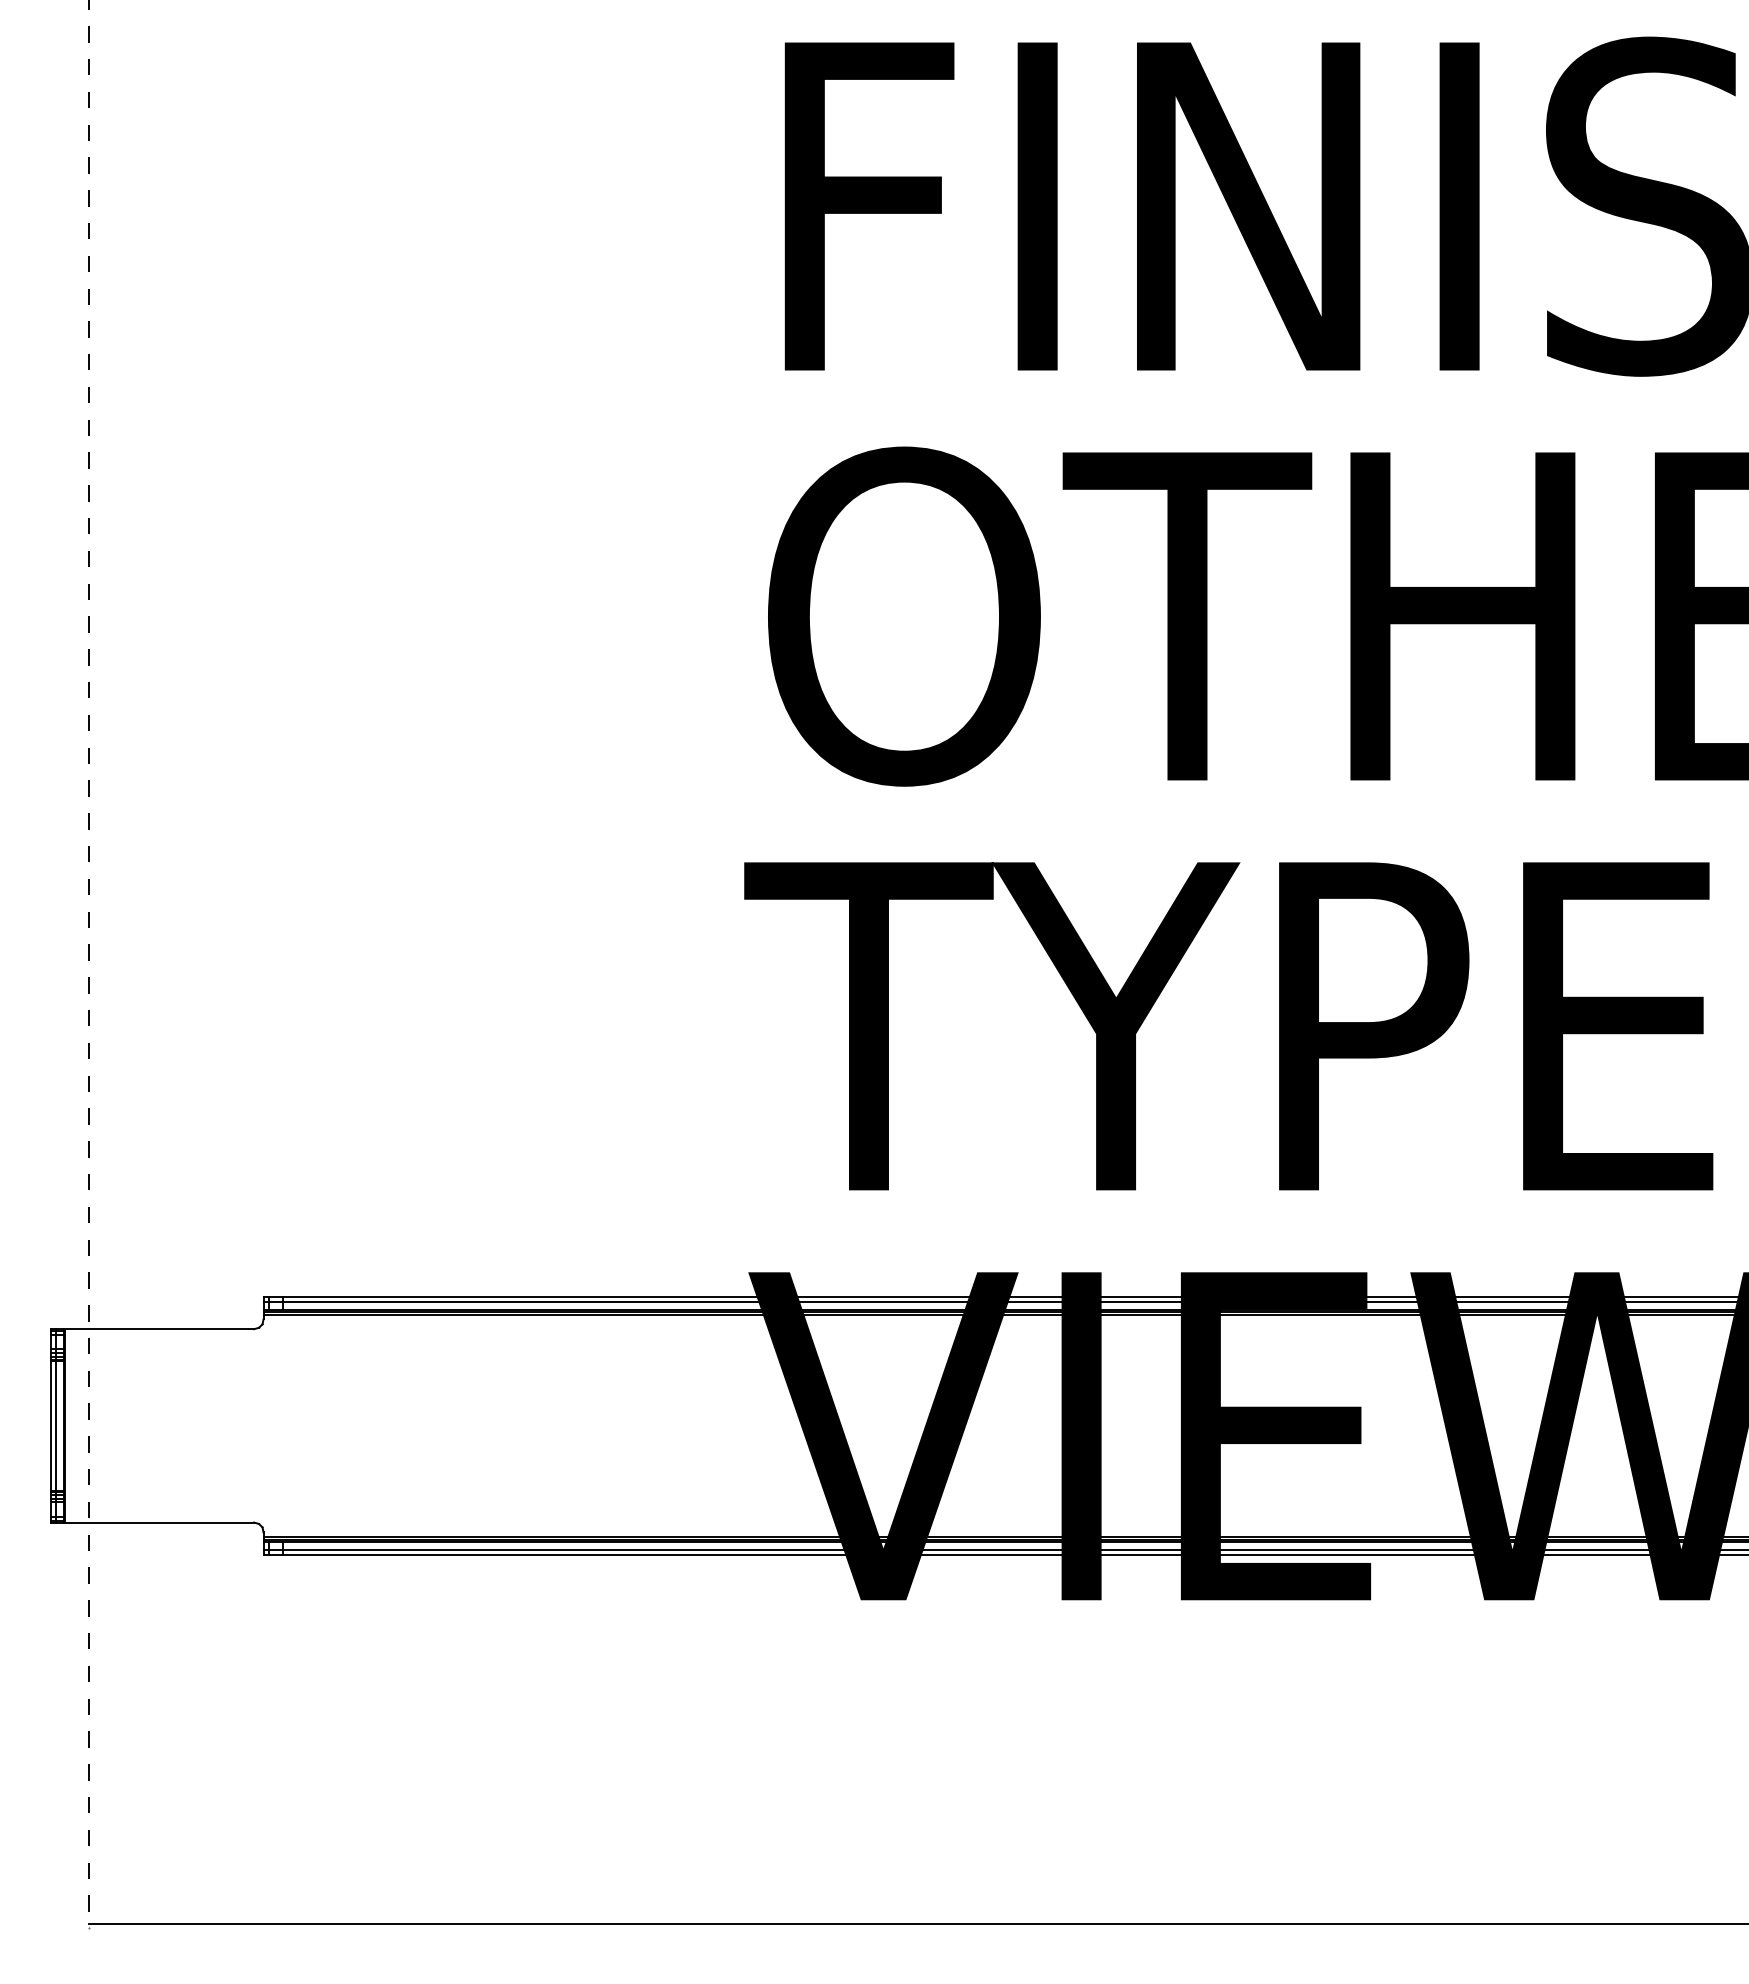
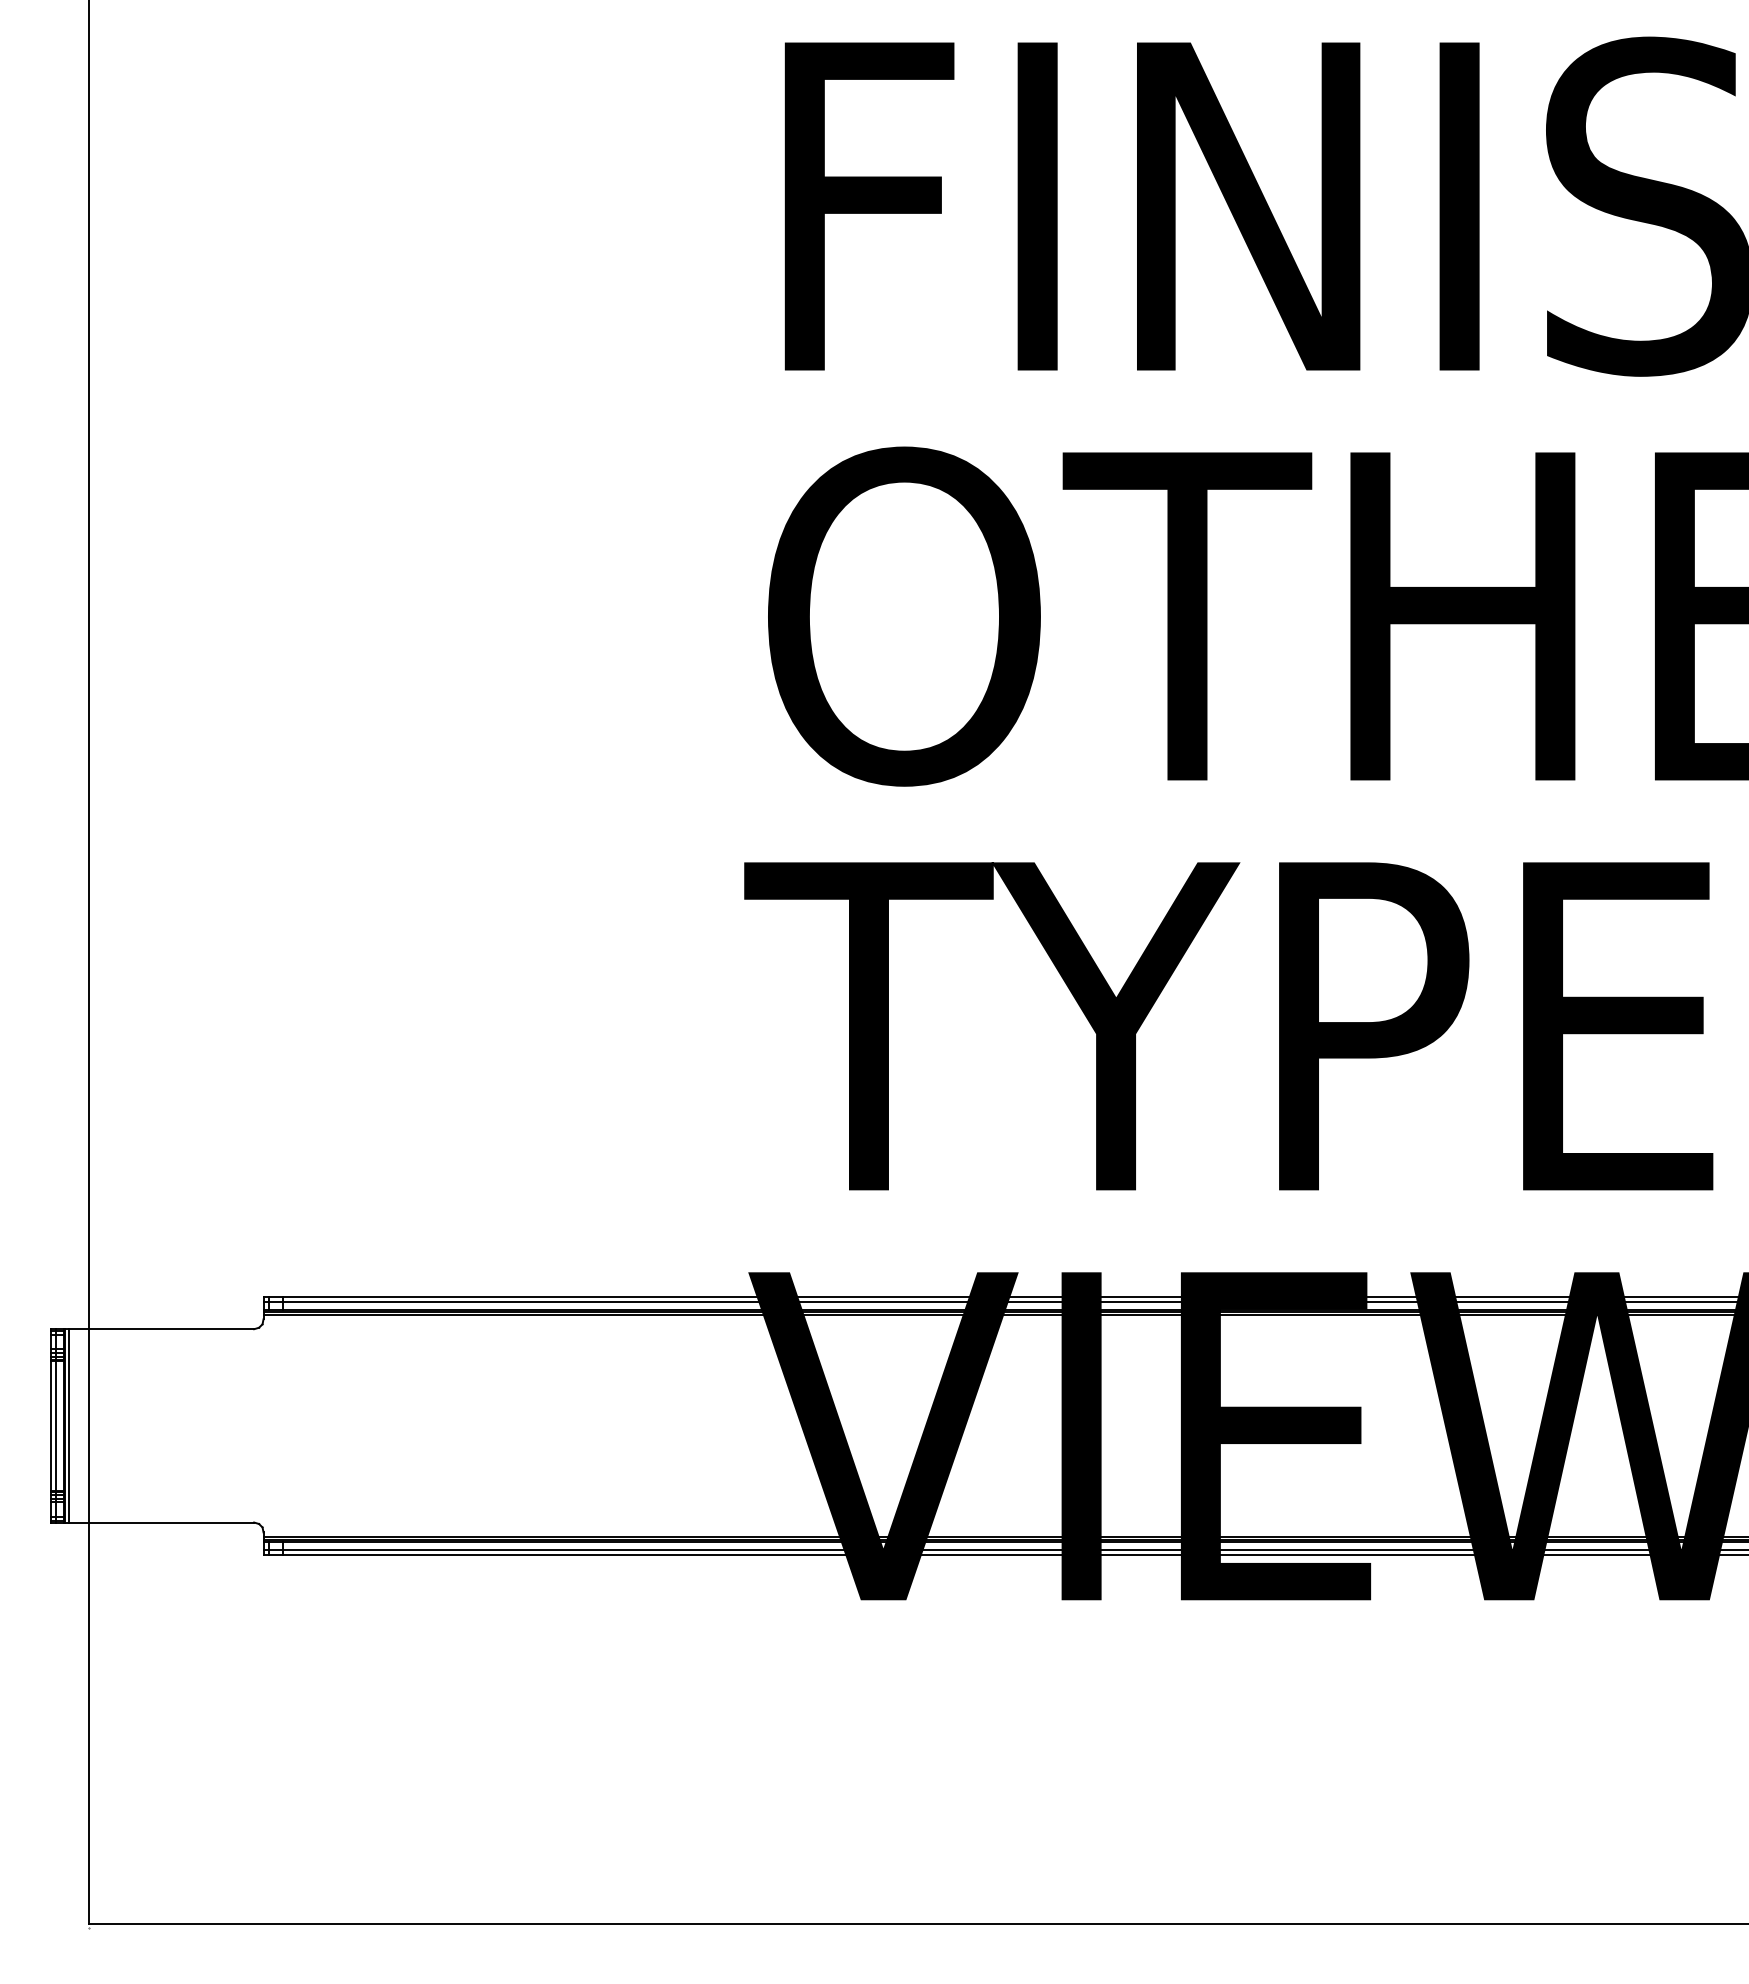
line: dashed -> solid (89, 962)
line: none -> present (68, 1425)
